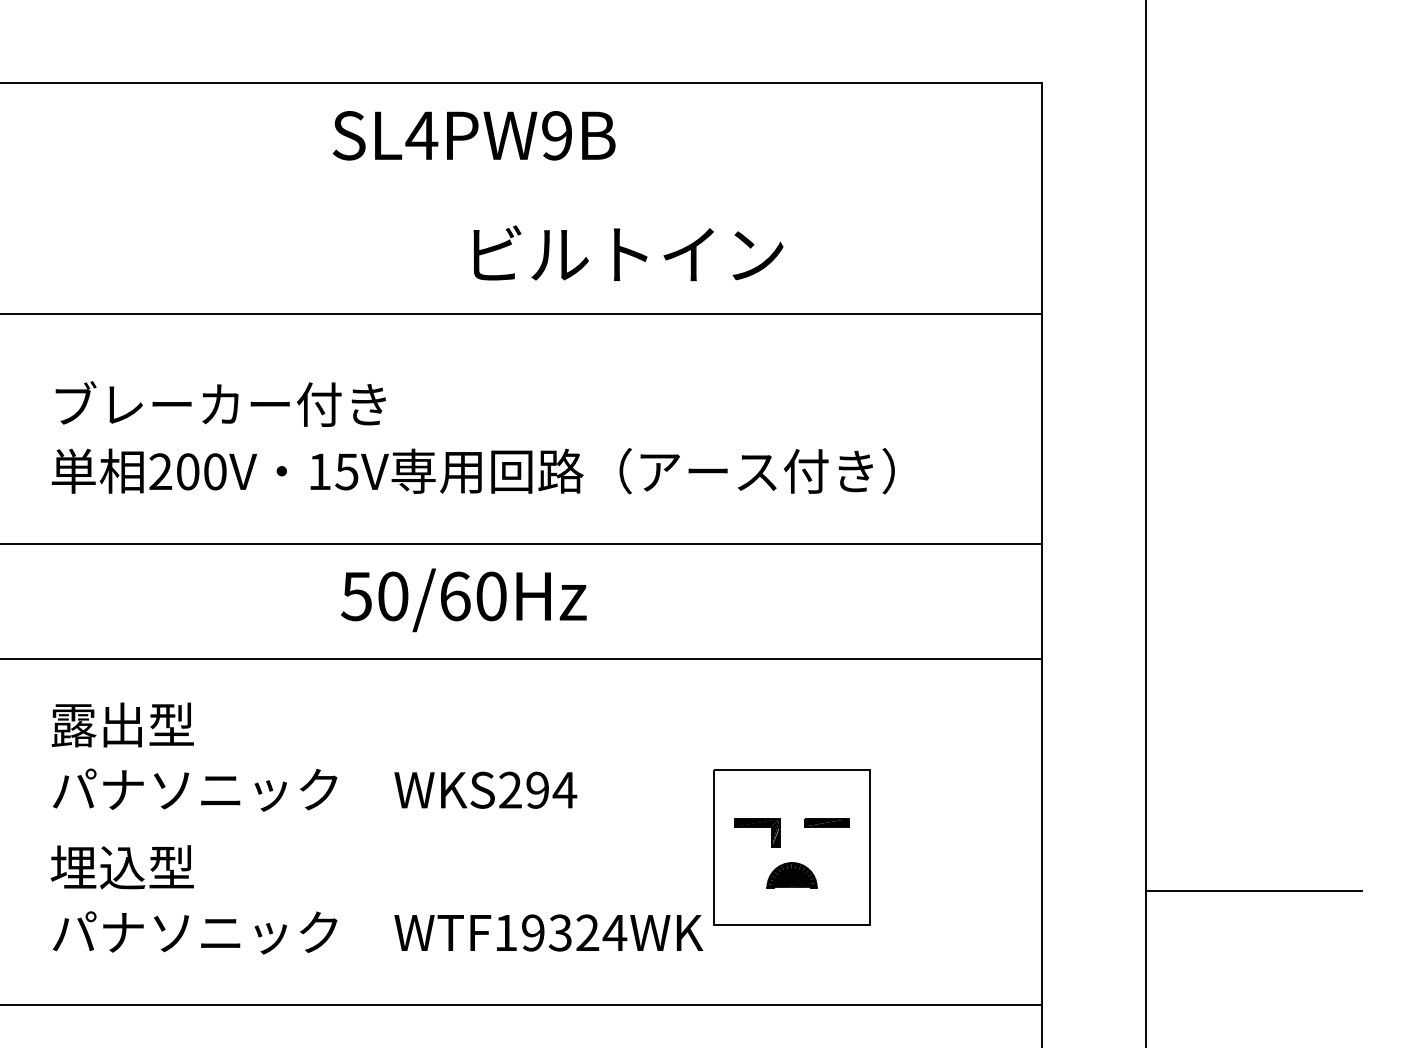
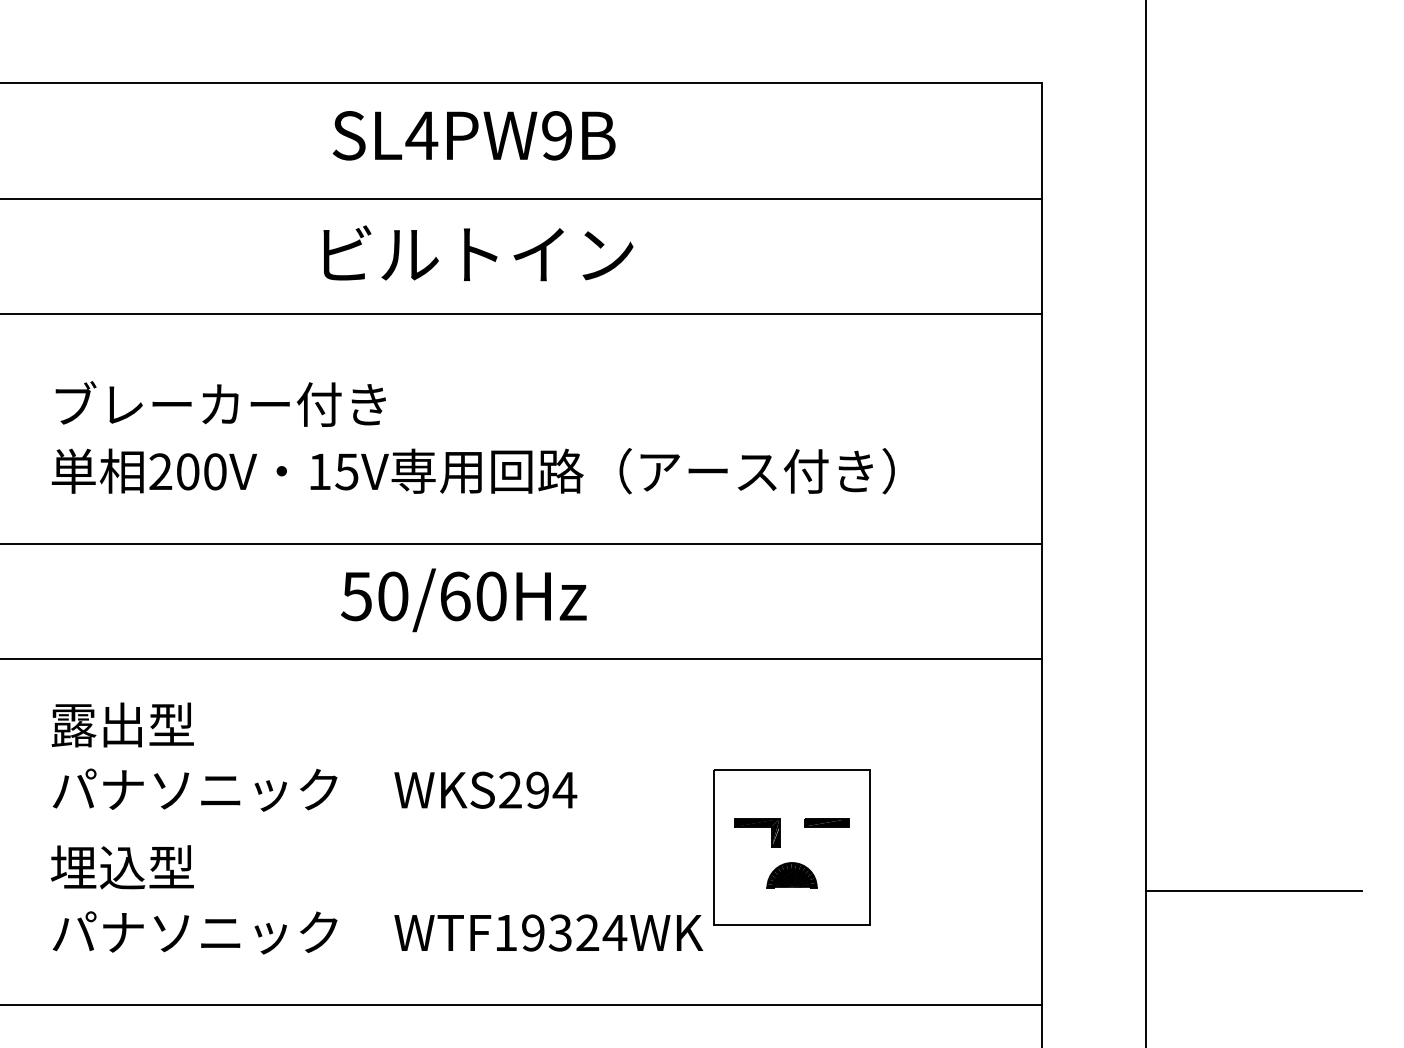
line: none -> present (521, 198)
text position: (628, 253) -> (478, 253) (478, 253)
